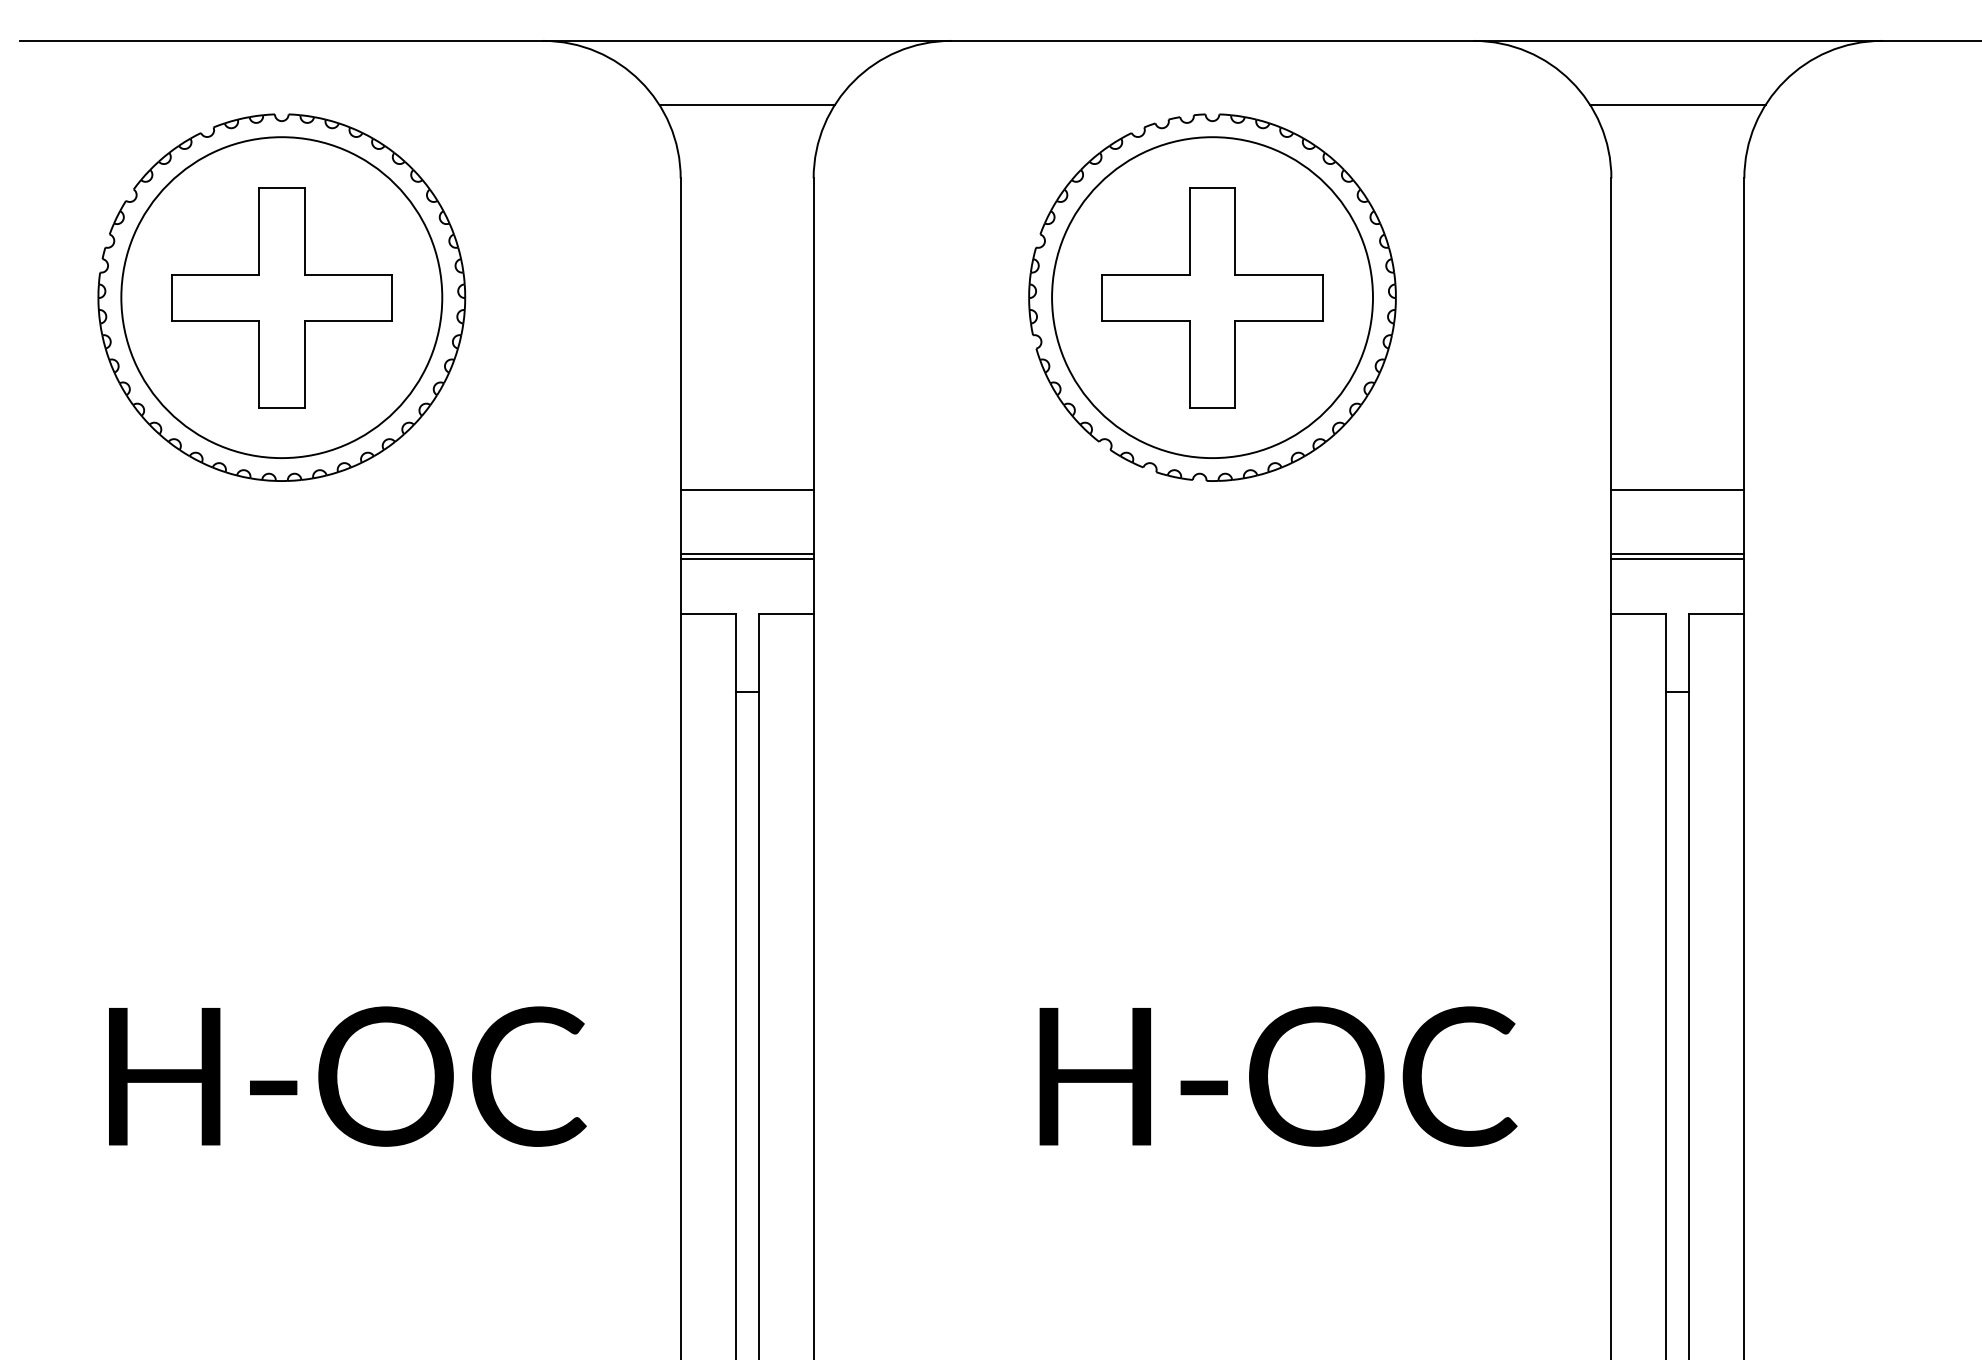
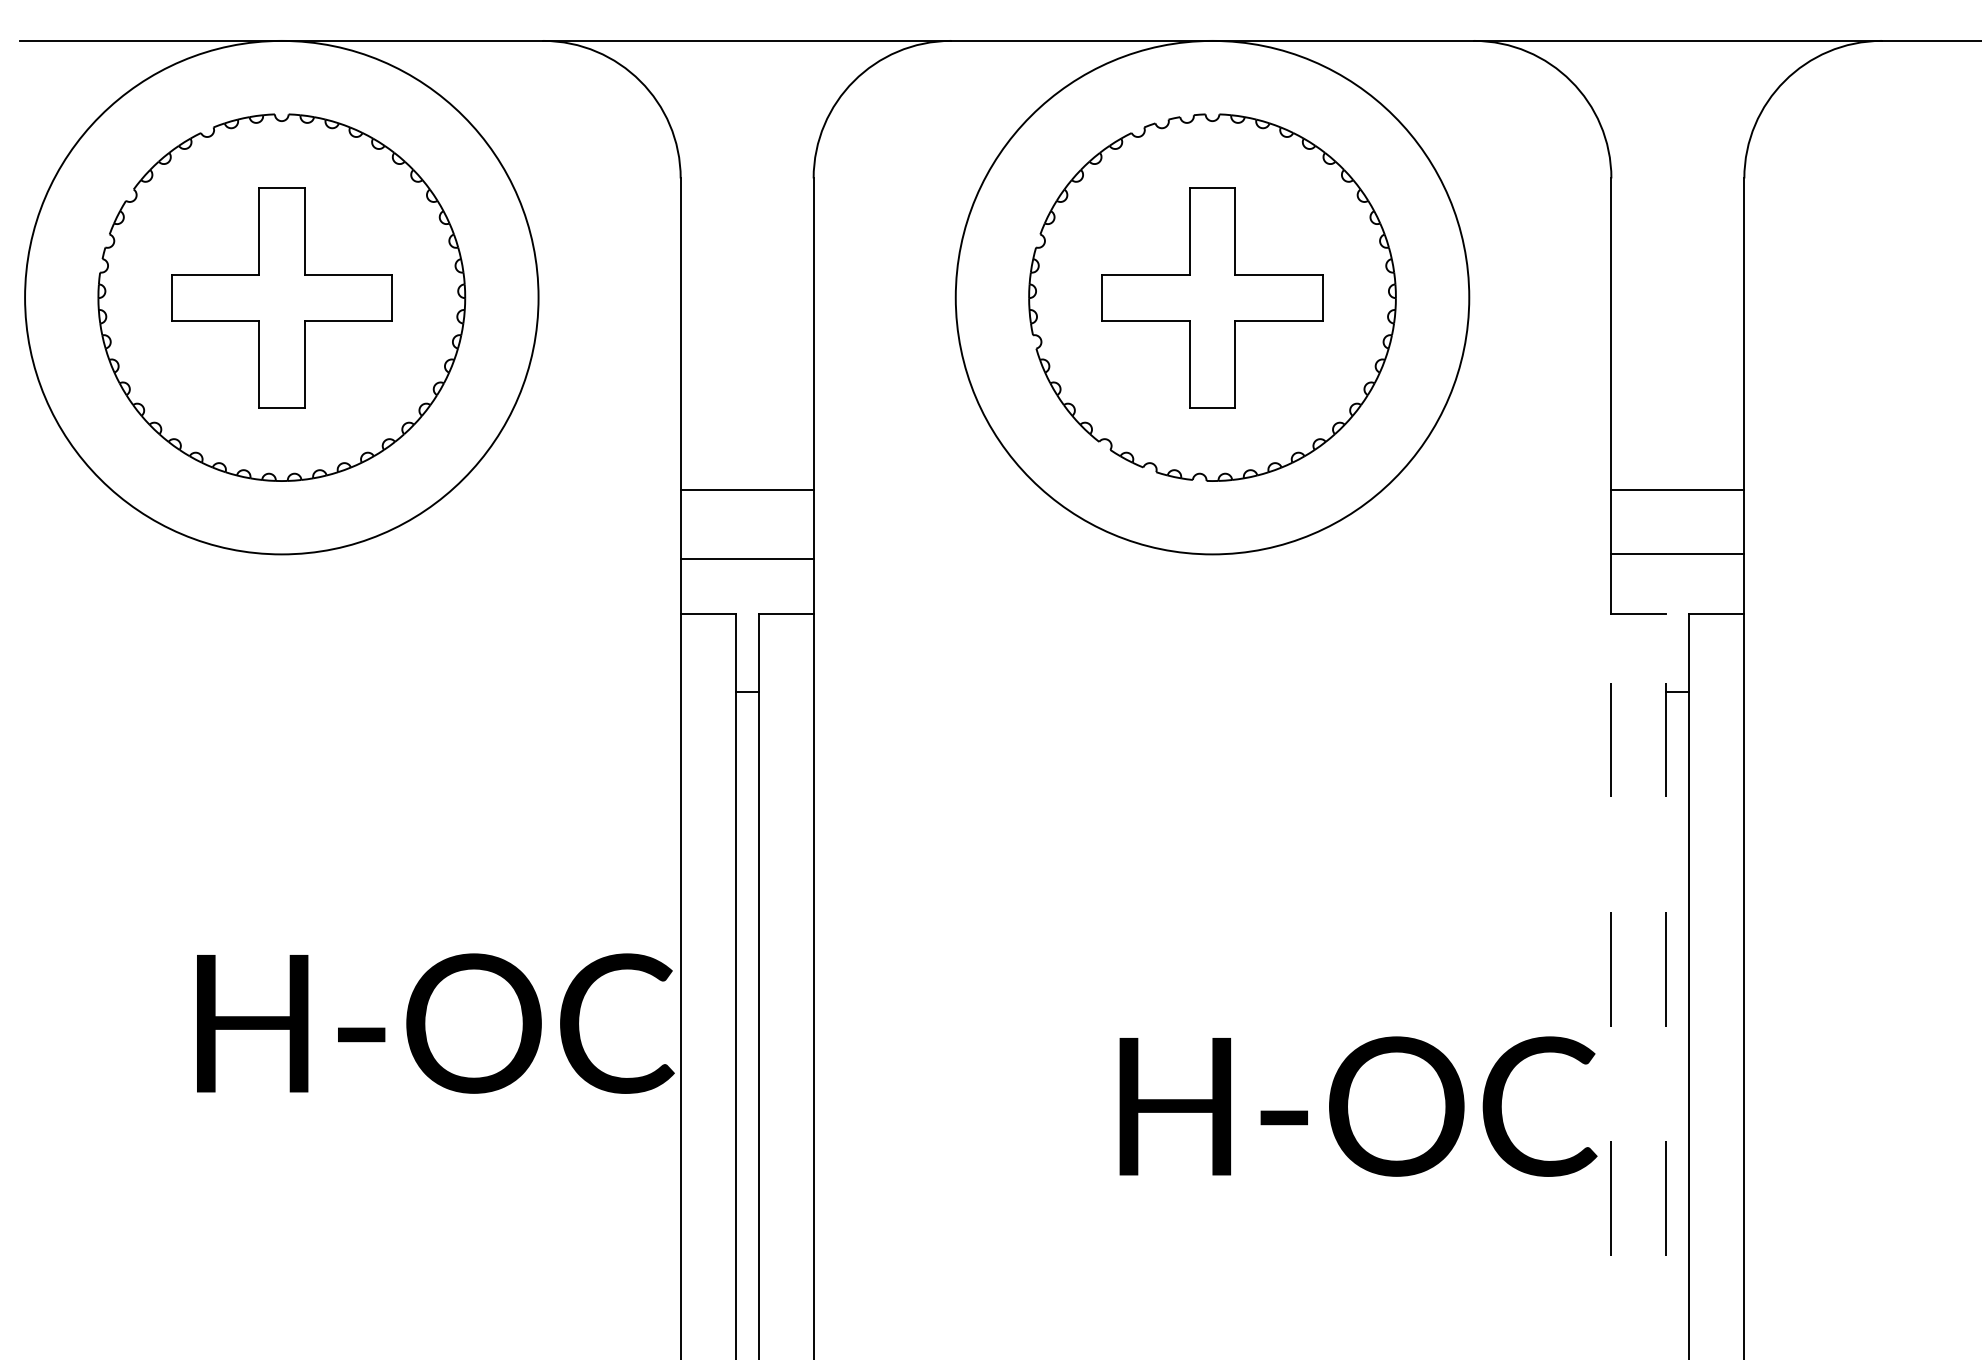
line: present -> none (746, 105)
line: present -> none (1677, 105)
circle diameter: 321 px -> 513 px (281, 297)
circle diameter: 321 px -> 513 px (1212, 297)
line: present -> none (746, 554)
line: present -> none (1677, 558)
line: solid -> dashed (1611, 986)
line: solid -> dashed (1666, 986)
text position: (347, 1076) -> (435, 1023) (435, 1023)
text position: (1278, 1076) -> (1358, 1106) (1358, 1106)
